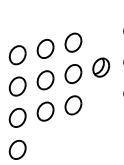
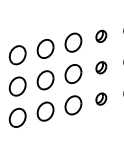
part: none -> present (101, 35)
part size: 18x21 px -> 13x14 px (101, 67)
part: none -> present (101, 98)
part: present -> none (17, 149)
